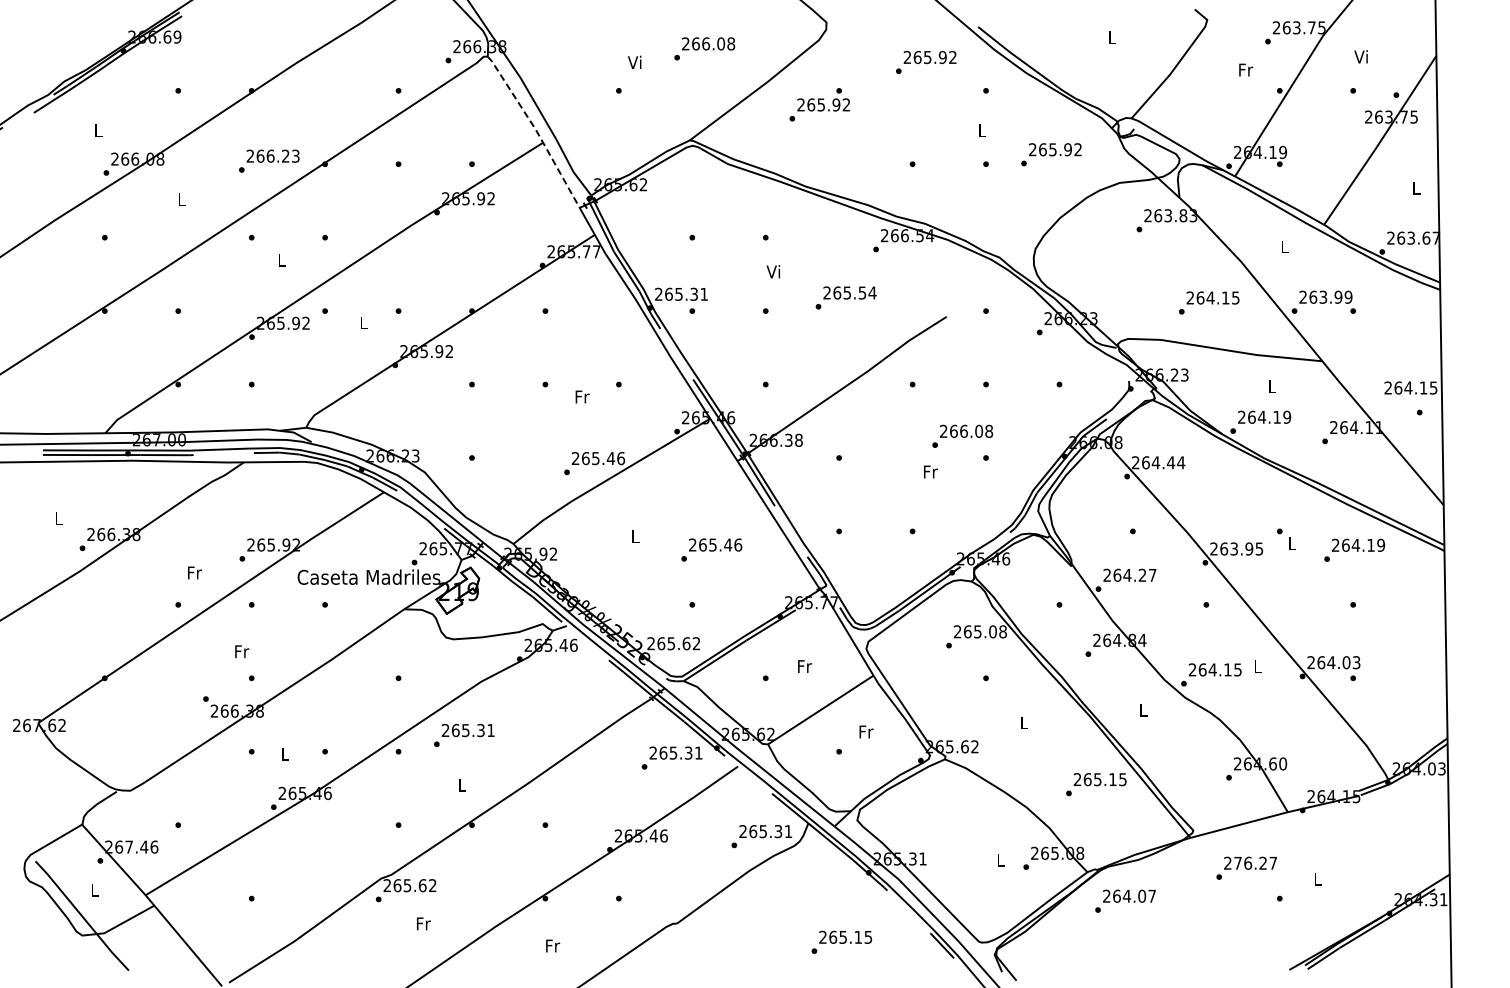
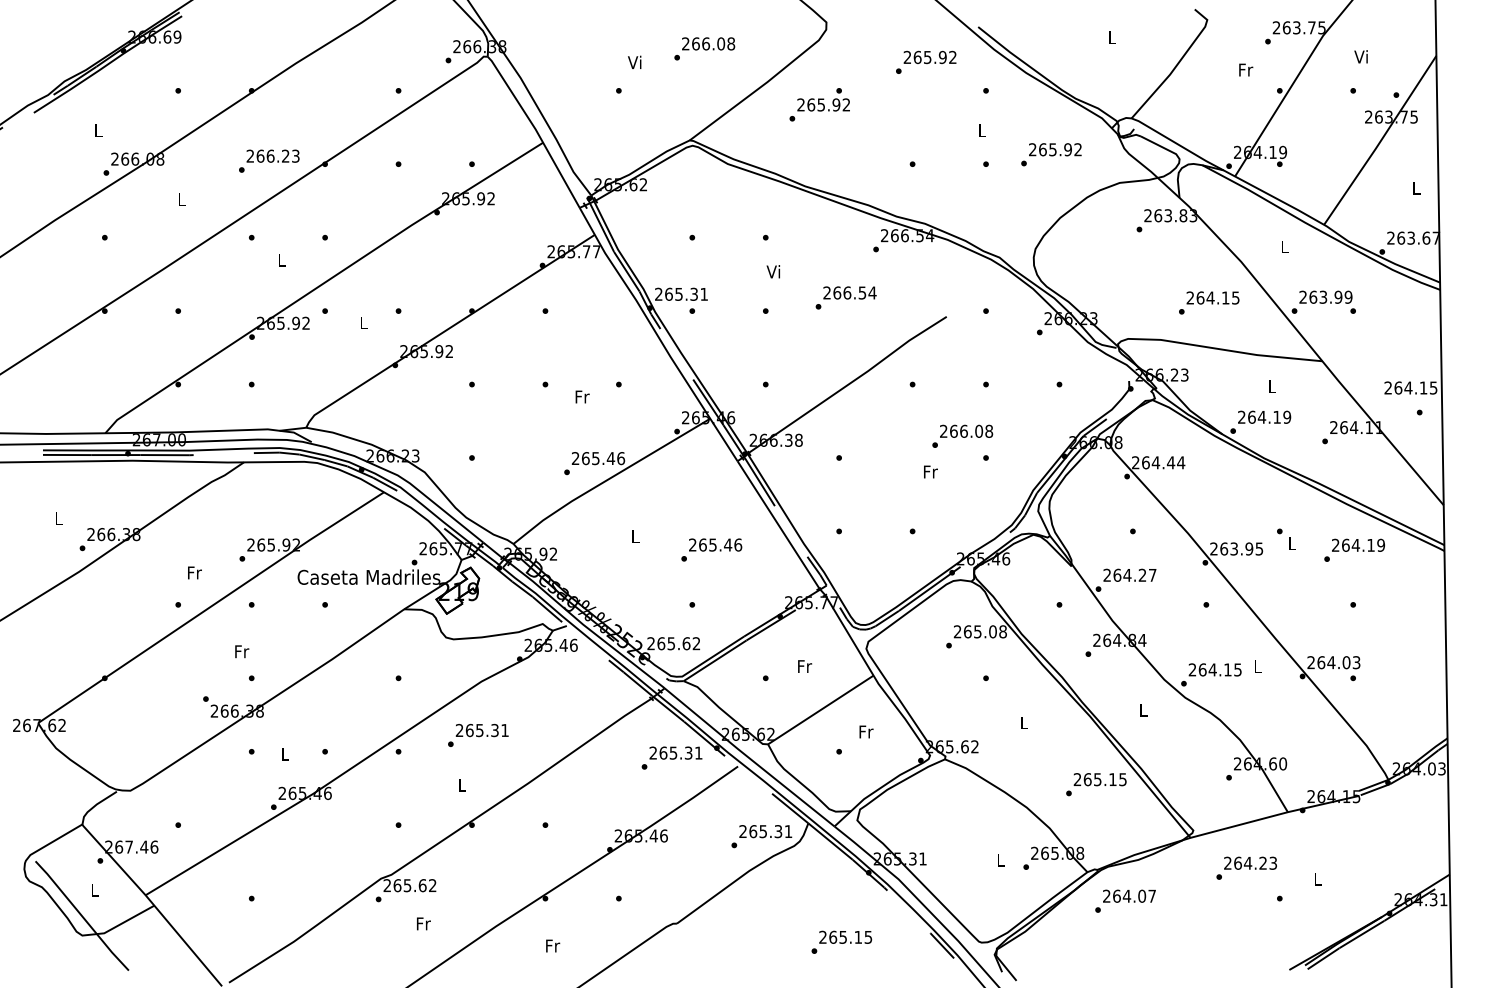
line: dashed -> solid (536, 130)
text: 265.54 -> 266.54 (847, 292)
text position: (464, 734) -> (478, 734) (478, 734)
text: 276.27 -> 264.23 (1255, 862)
